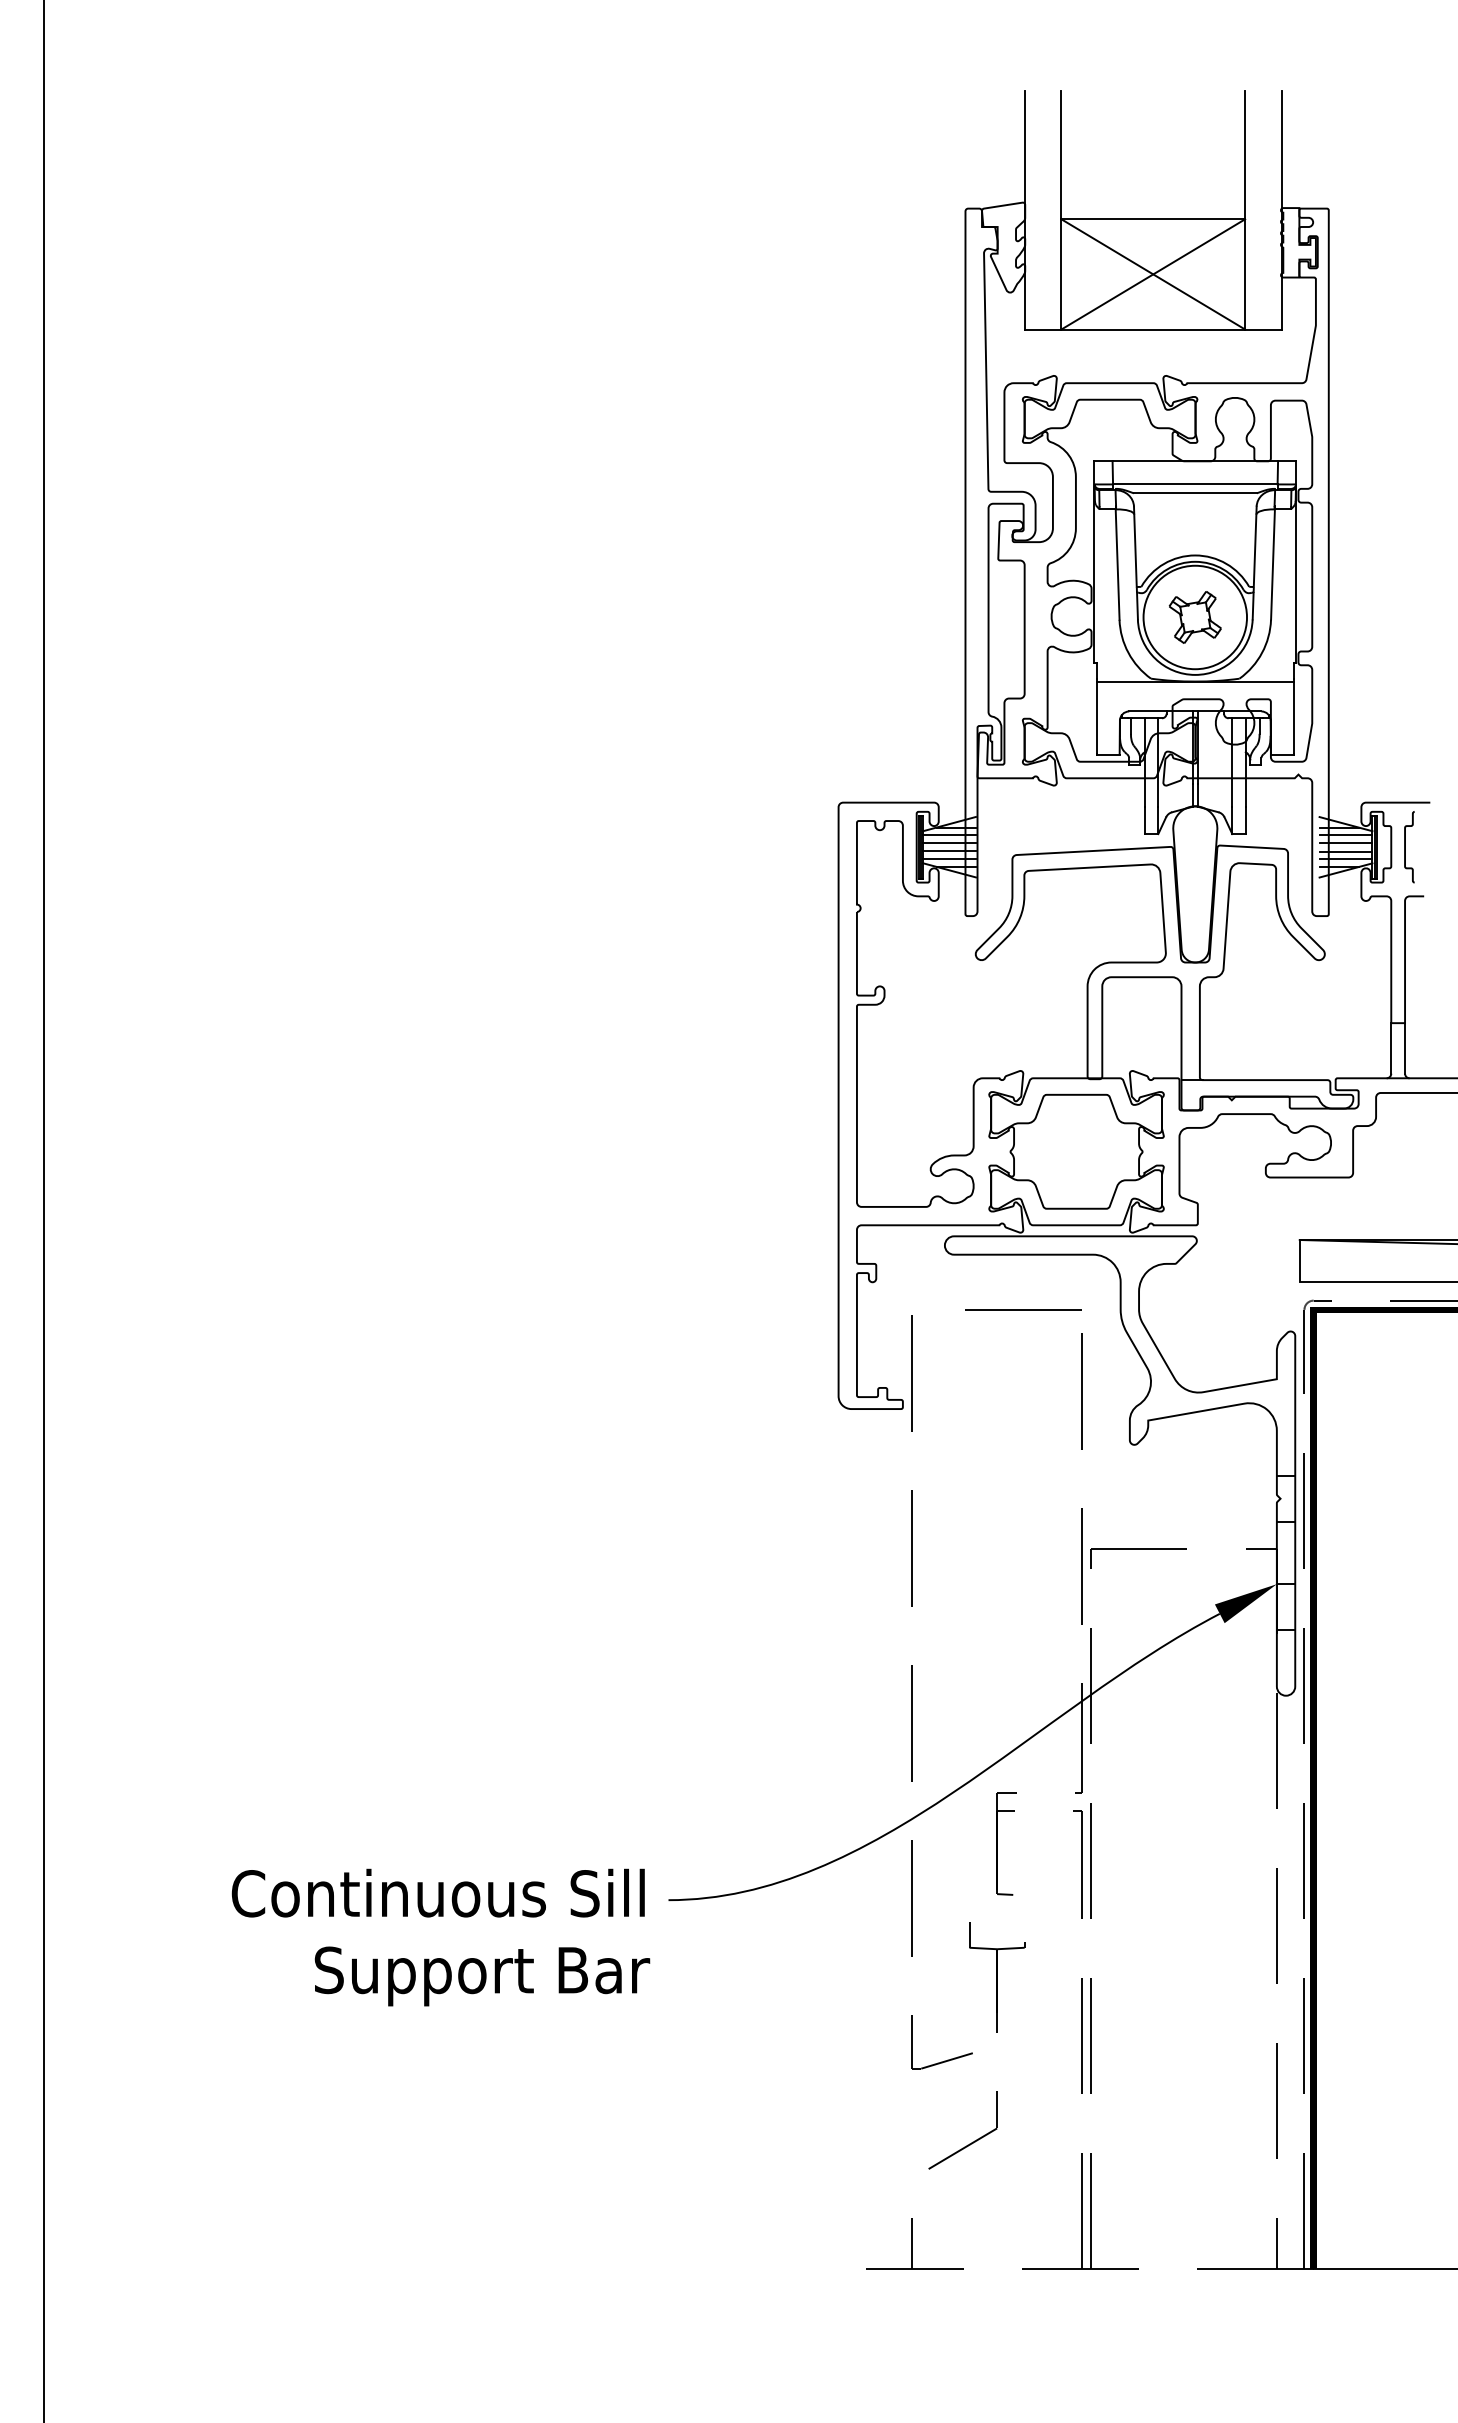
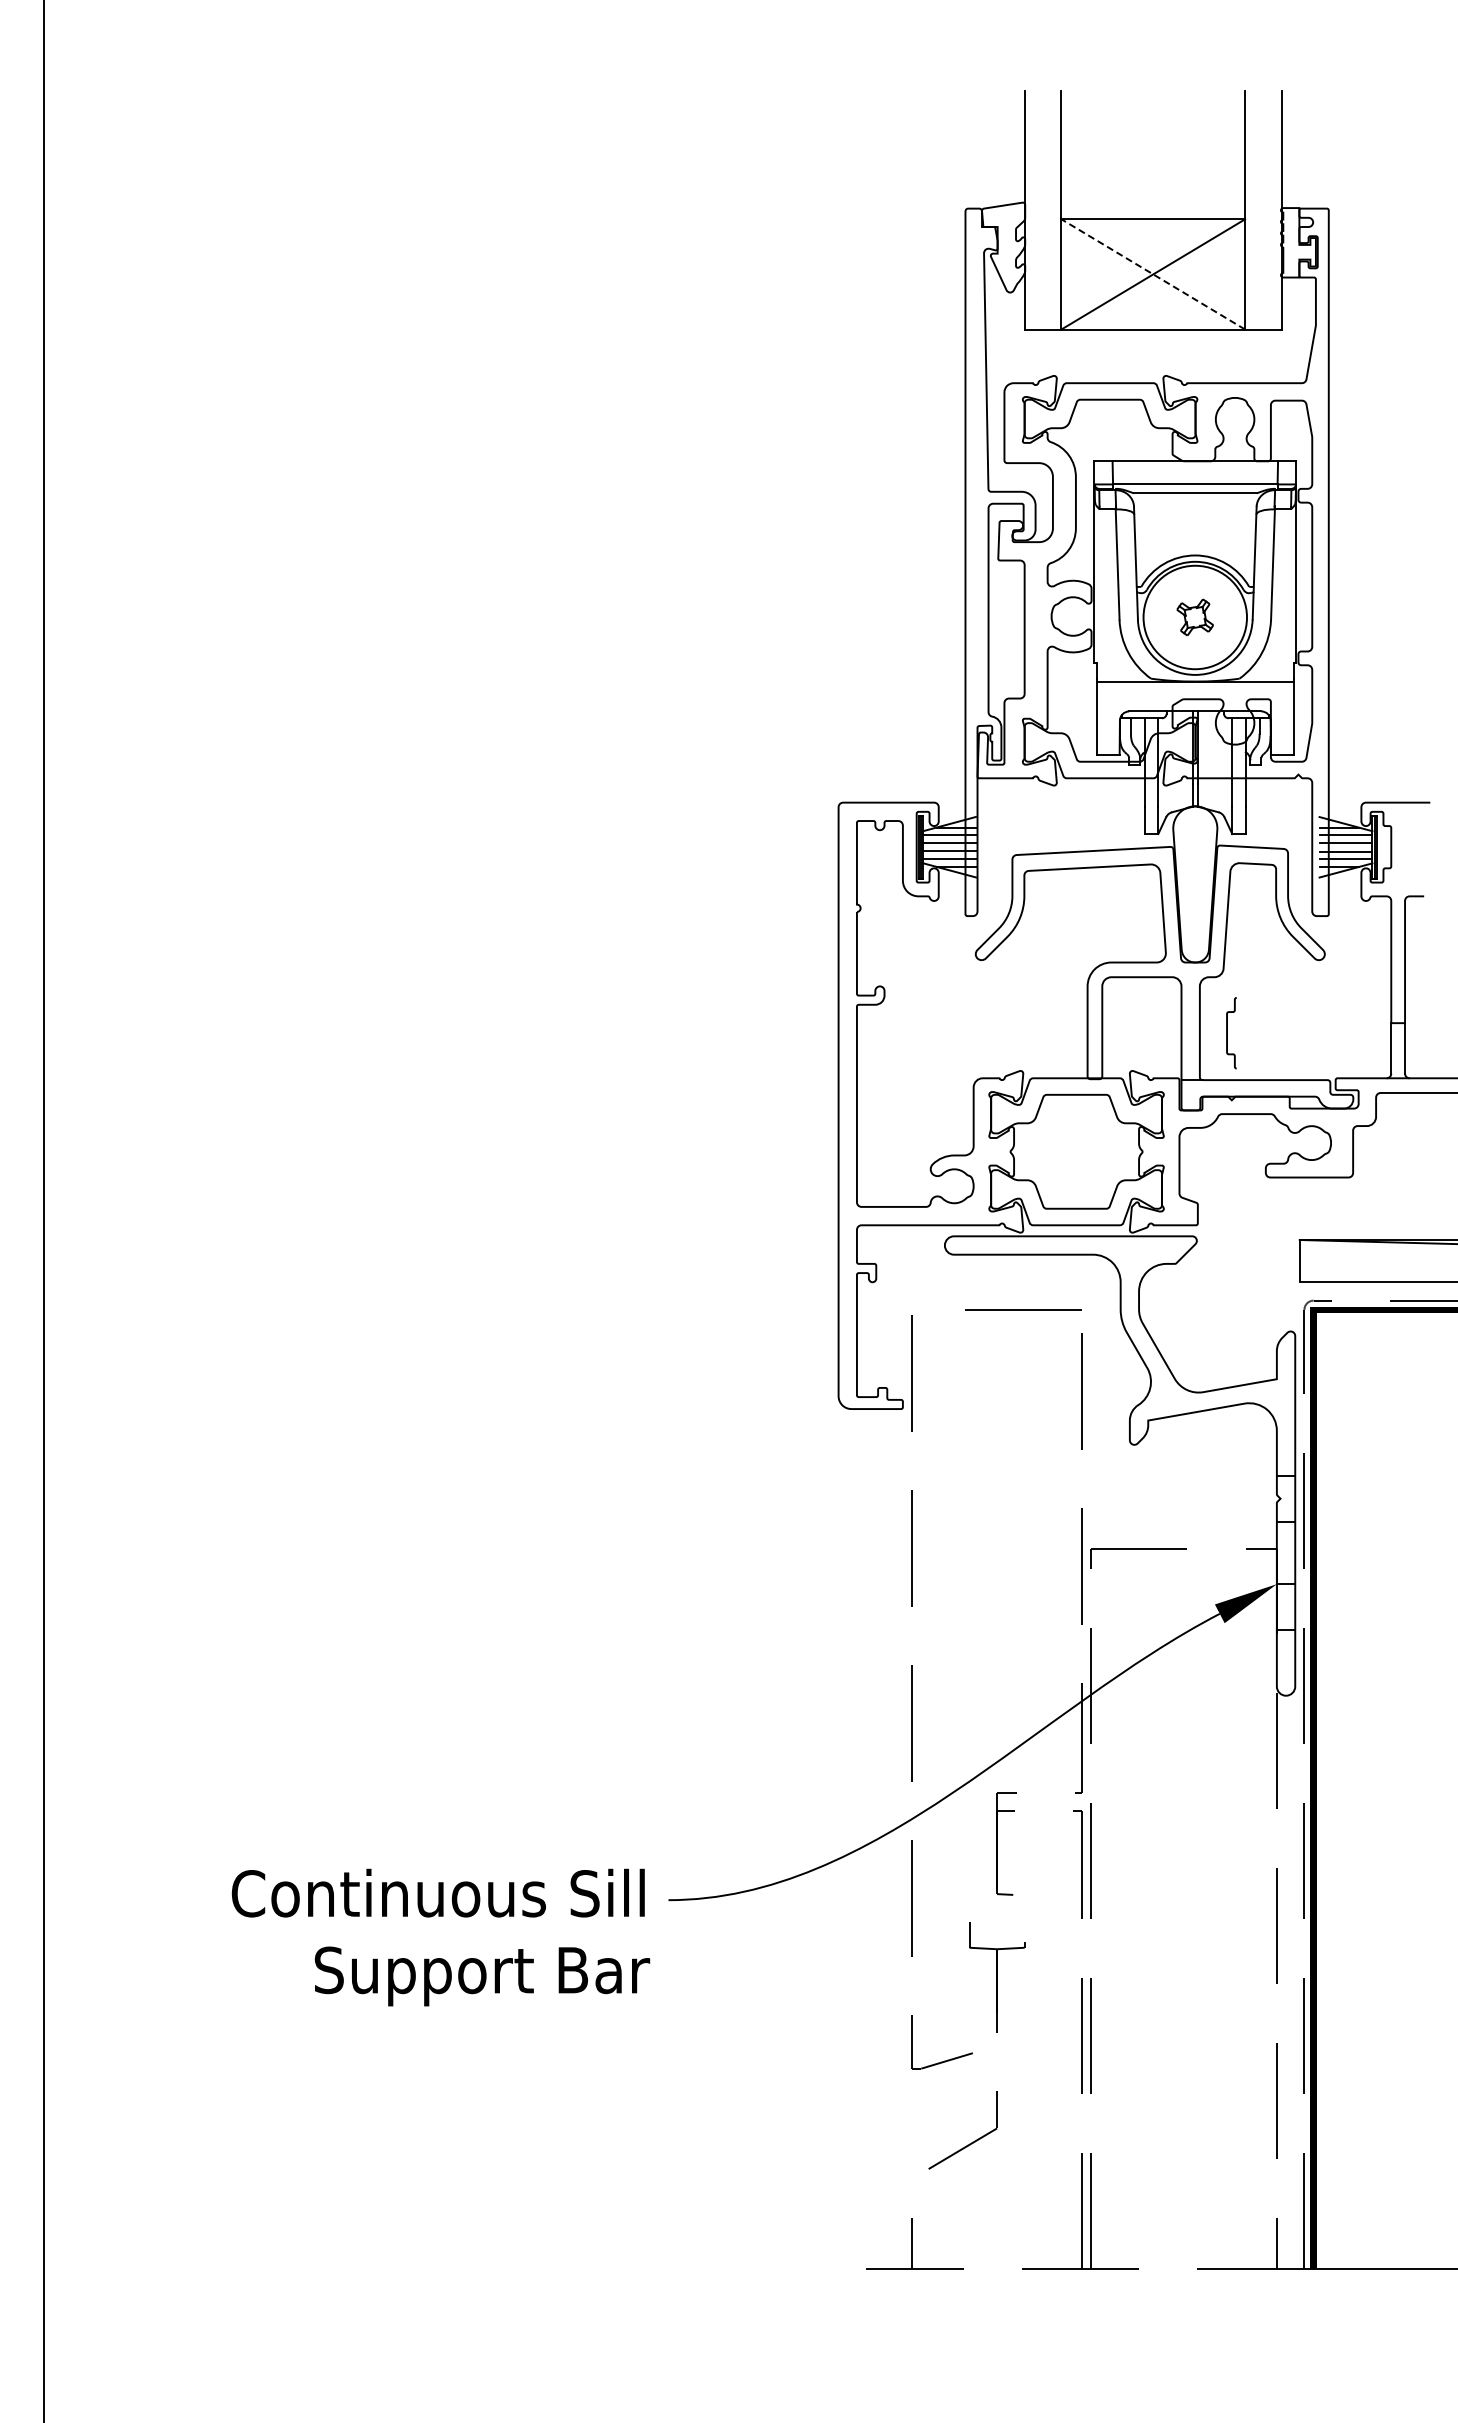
line: solid -> dashed (1152, 274)
part size: 54x53 px -> 38x39 px (1194, 617)
curve position: (1405, 847) -> (1227, 1033) (1227, 1033)
